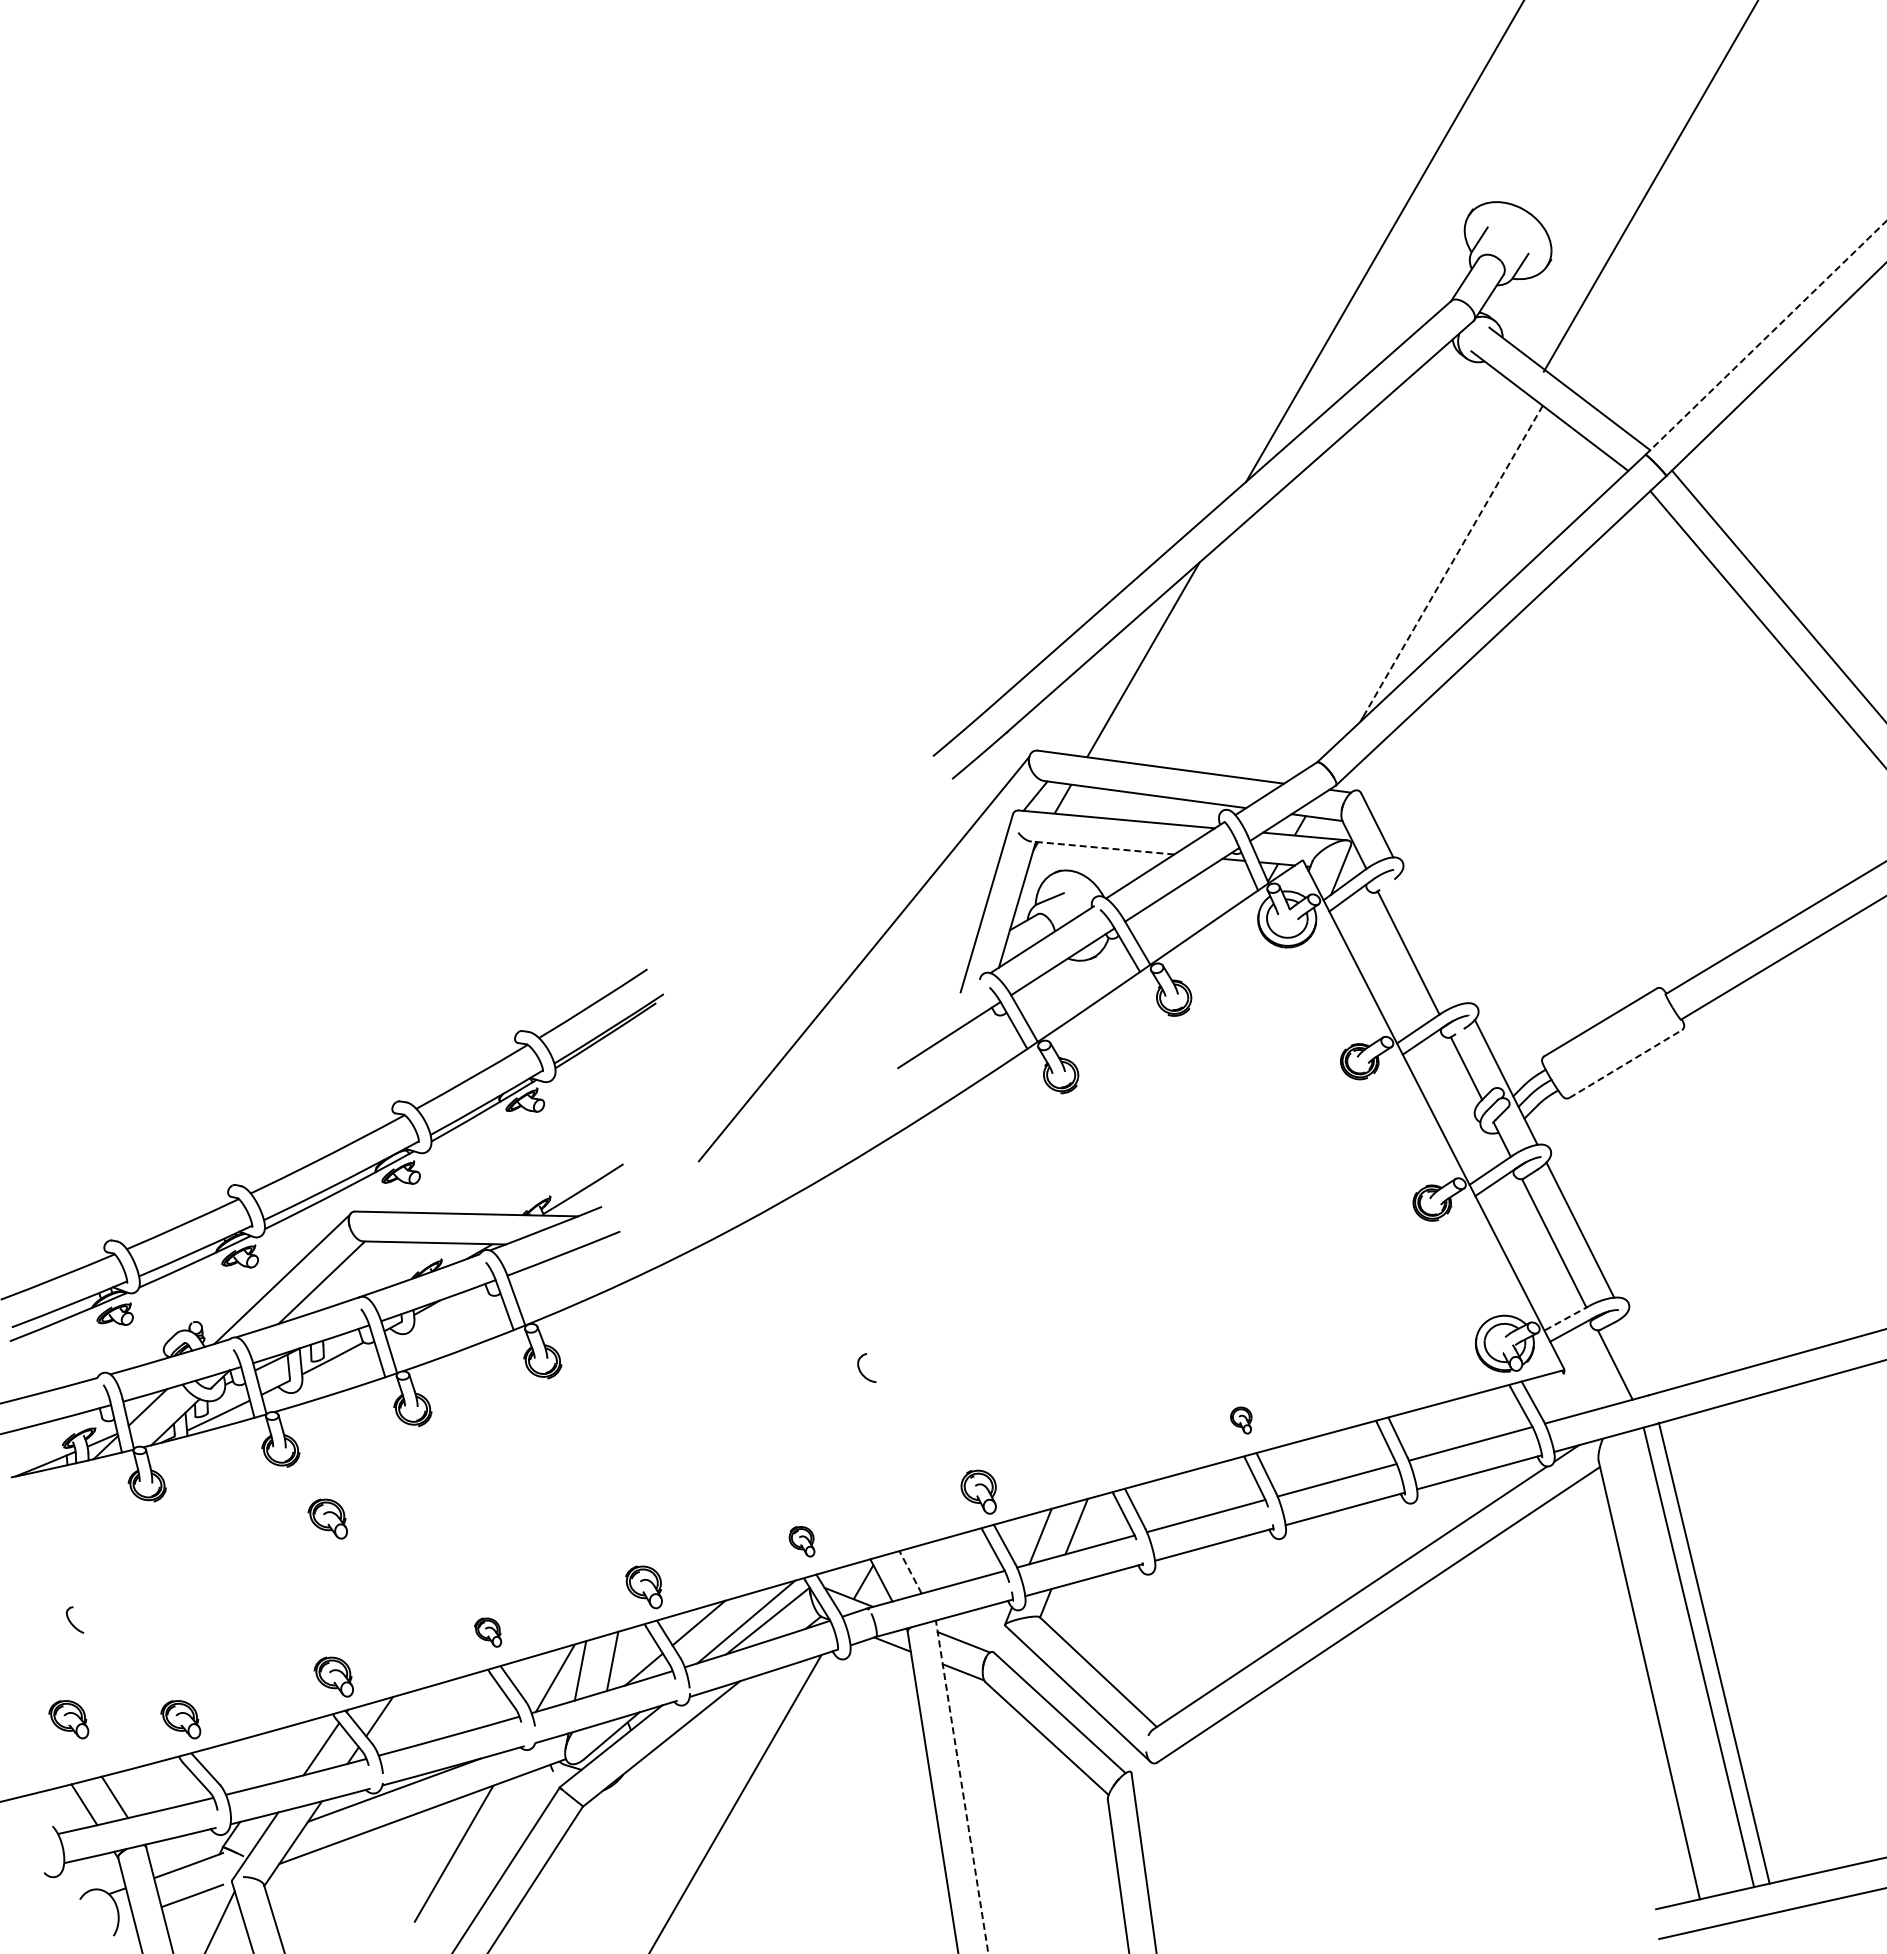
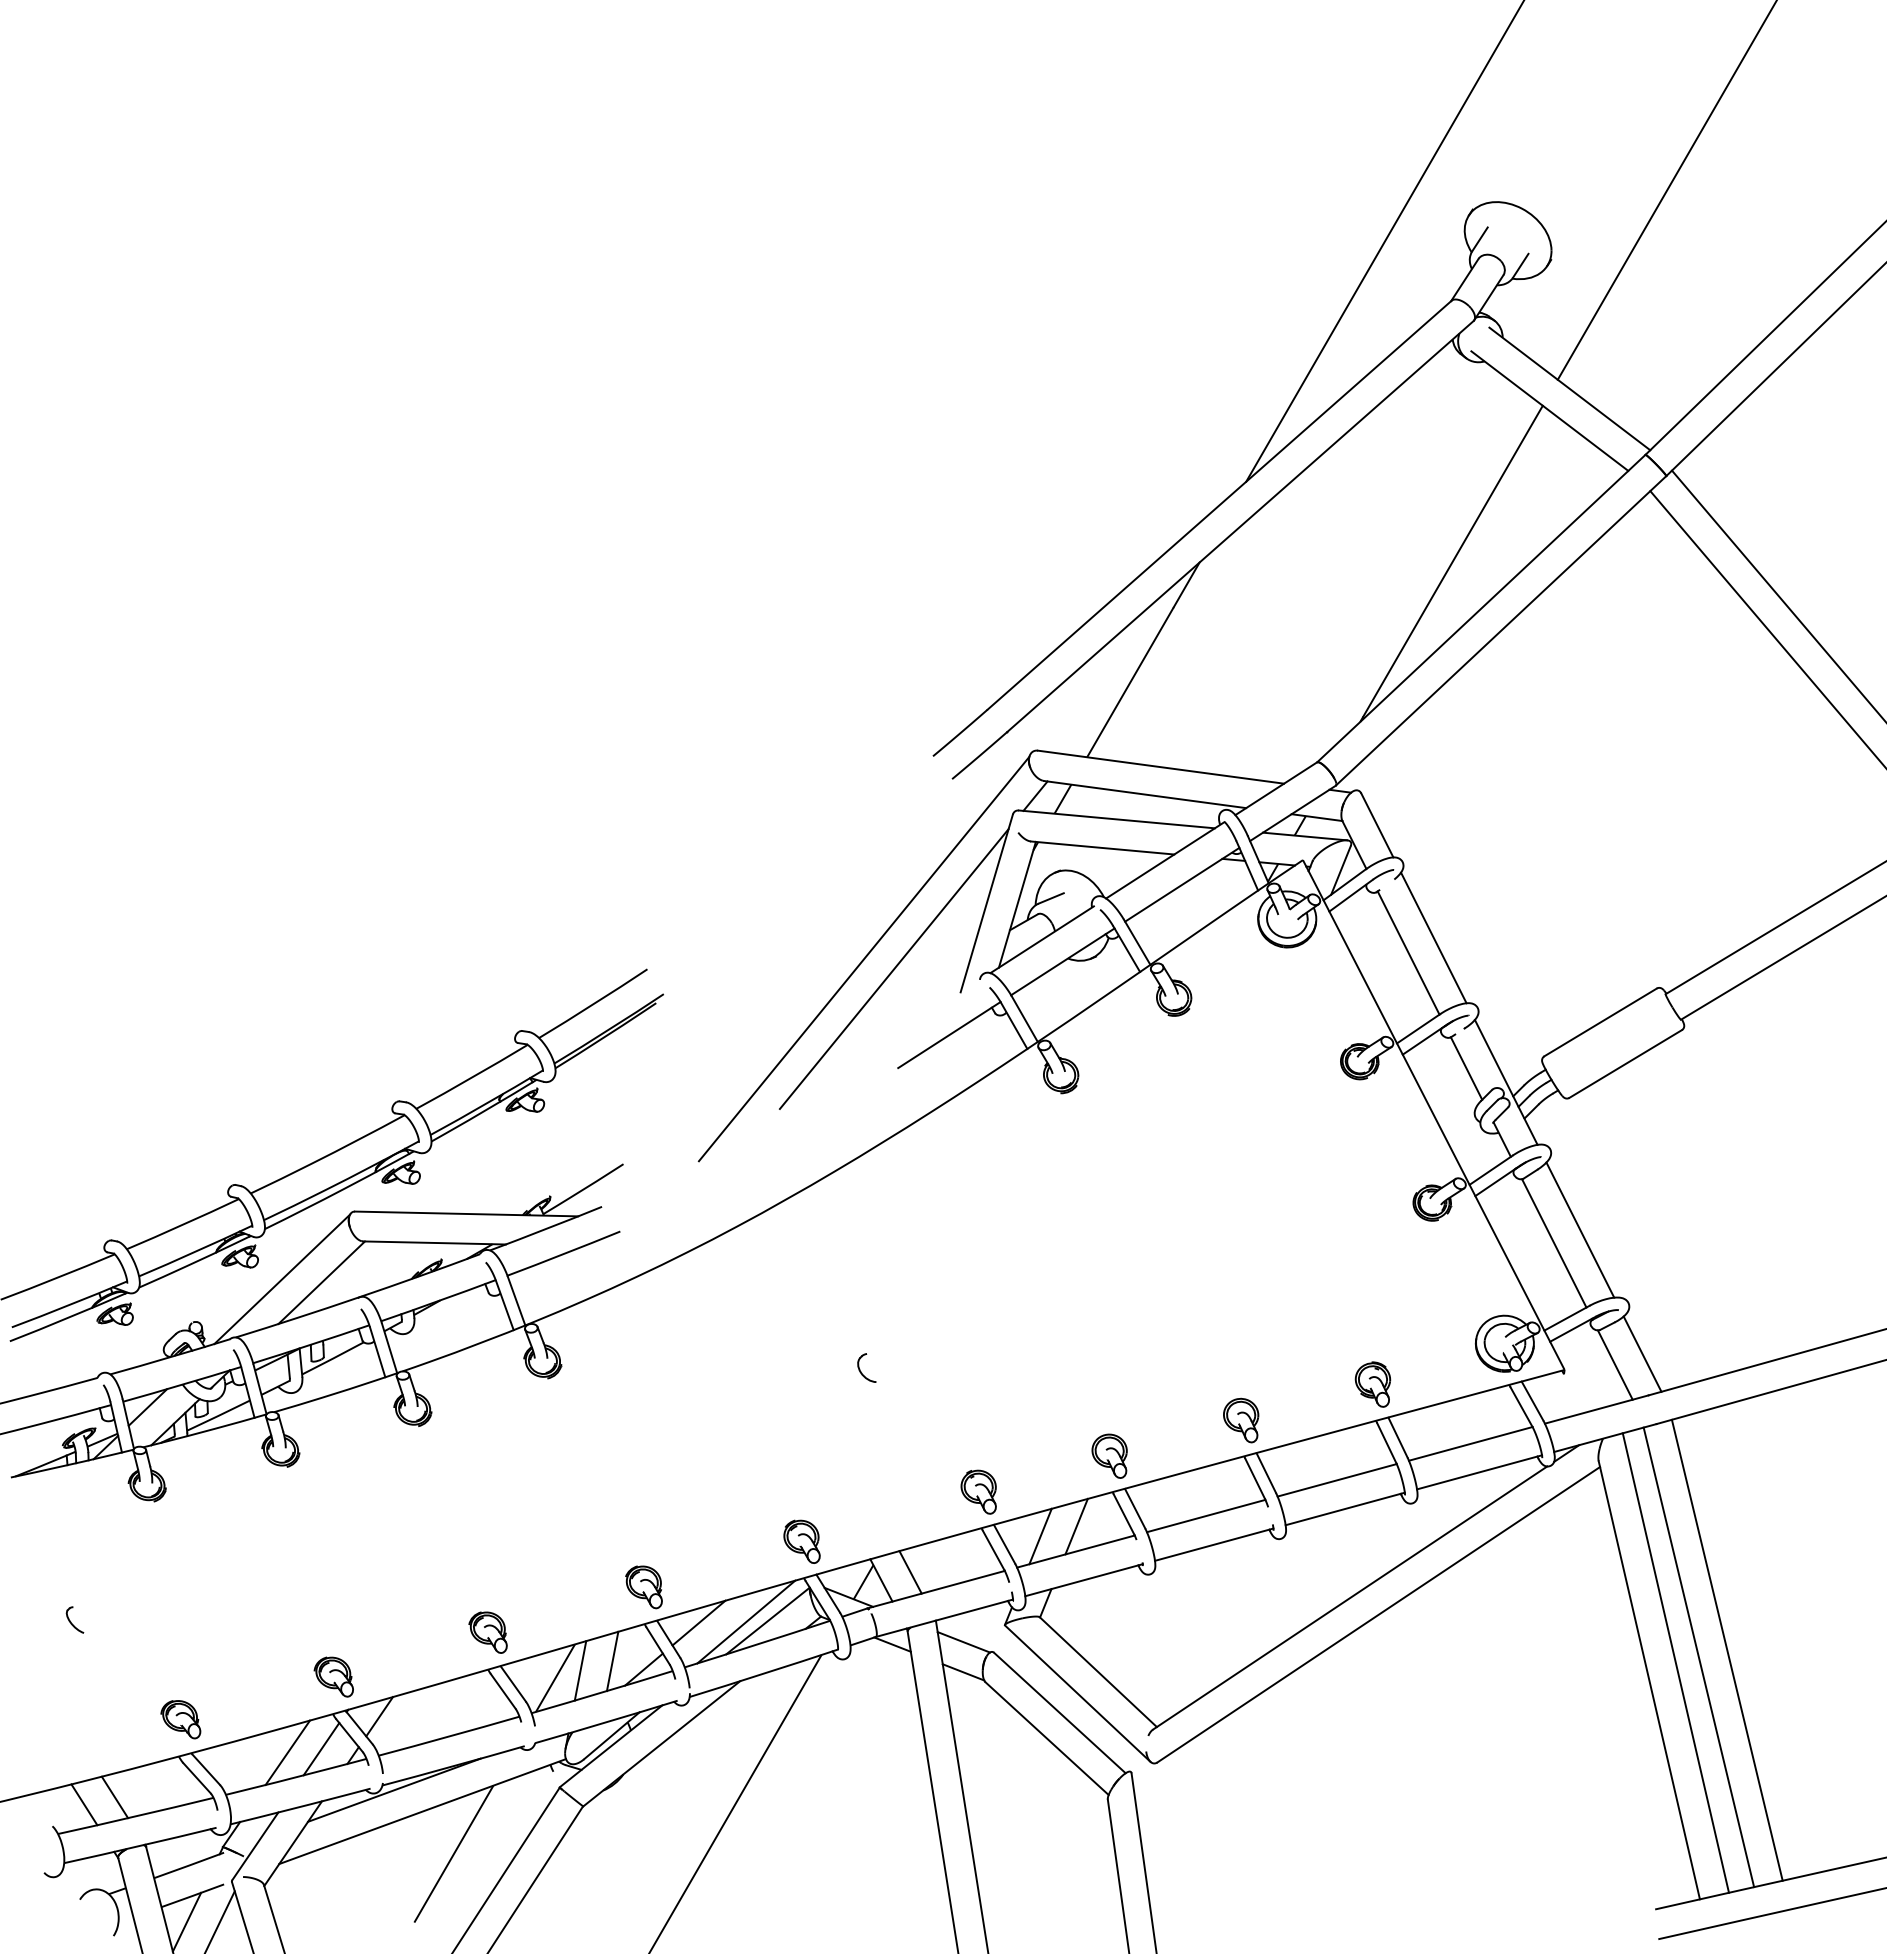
line position: (1649, 186) -> (1666, 190) (1666, 190)
line: dashed -> solid (1766, 337)
line: dashed -> solid (1452, 561)
line: dashed -> solid (1102, 848)
line: none -> present (1433, 937)
line: none -> present (893, 969)
line: dashed -> solid (1625, 1064)
line: dashed -> solid (1567, 1318)
line: none -> present (1642, 1353)
part: none -> present (1372, 1384)
part size: 23x29 px -> 37x47 px (1241, 1420)
part: none -> present (1109, 1455)
part: present -> none (327, 1518)
part size: 28x32 px -> 38x45 px (801, 1541)
line: dashed -> solid (910, 1572)
part size: 29x31 px -> 40x43 px (487, 1632)
line position: (1713, 1652) -> (1726, 1649) (1726, 1649)
line: none -> present (1675, 1662)
part: present -> none (68, 1719)
line: none -> present (287, 1752)
line: dashed -> solid (962, 1787)
line: none -> present (187, 1921)
